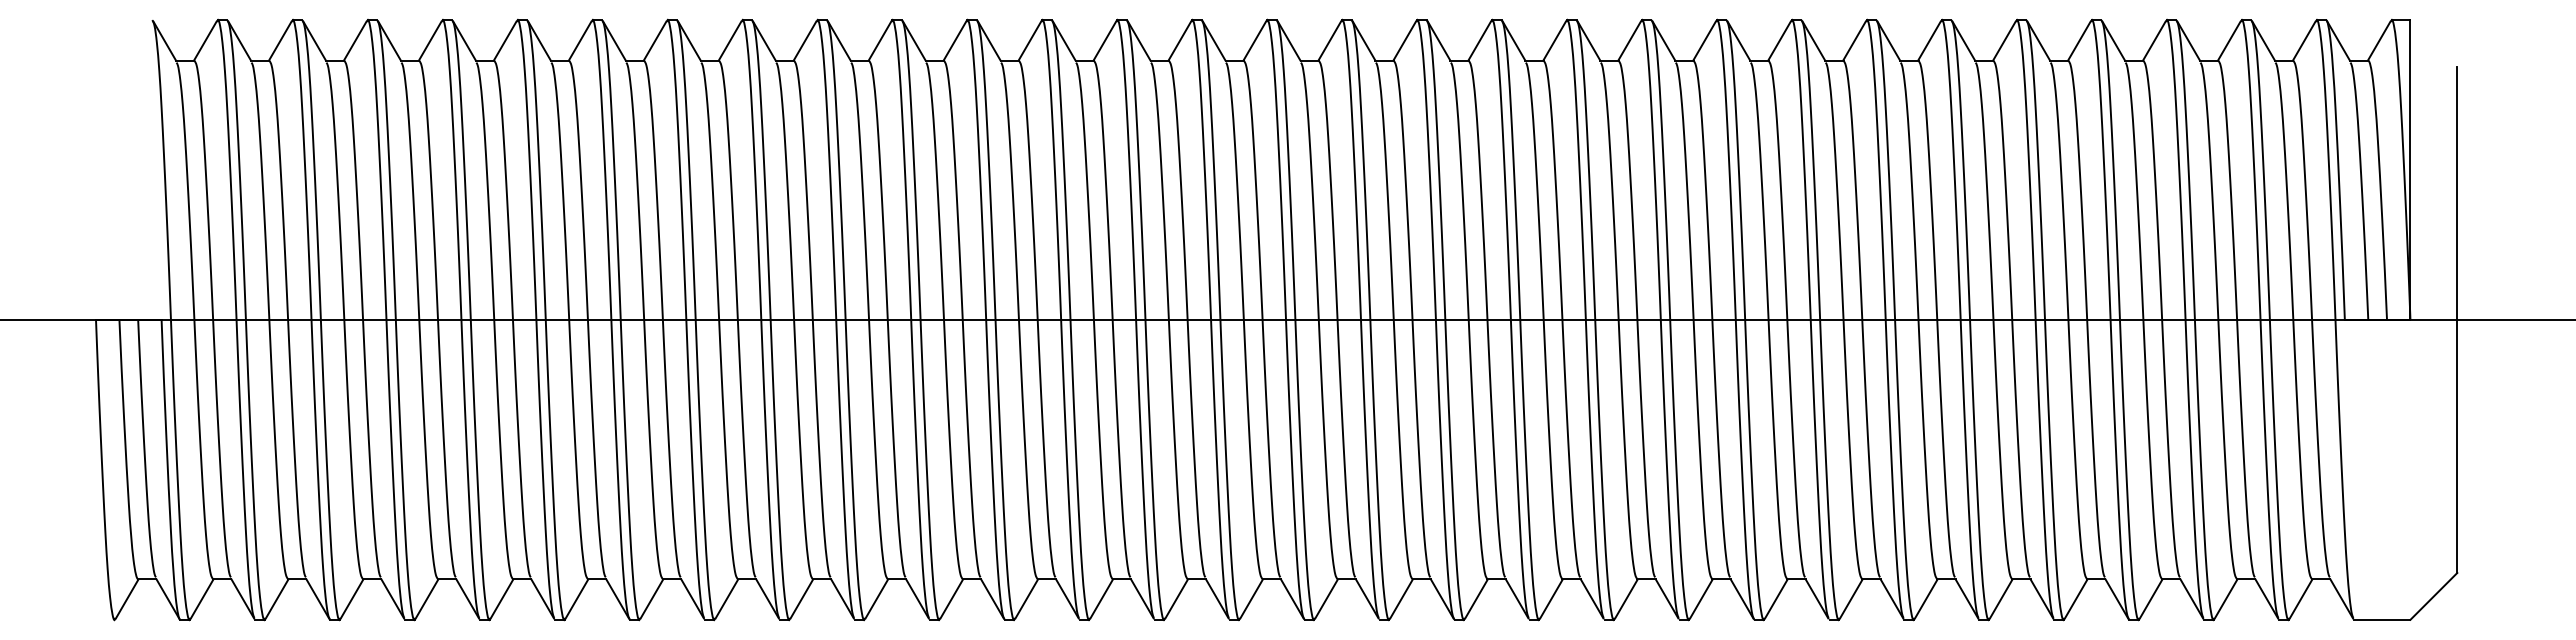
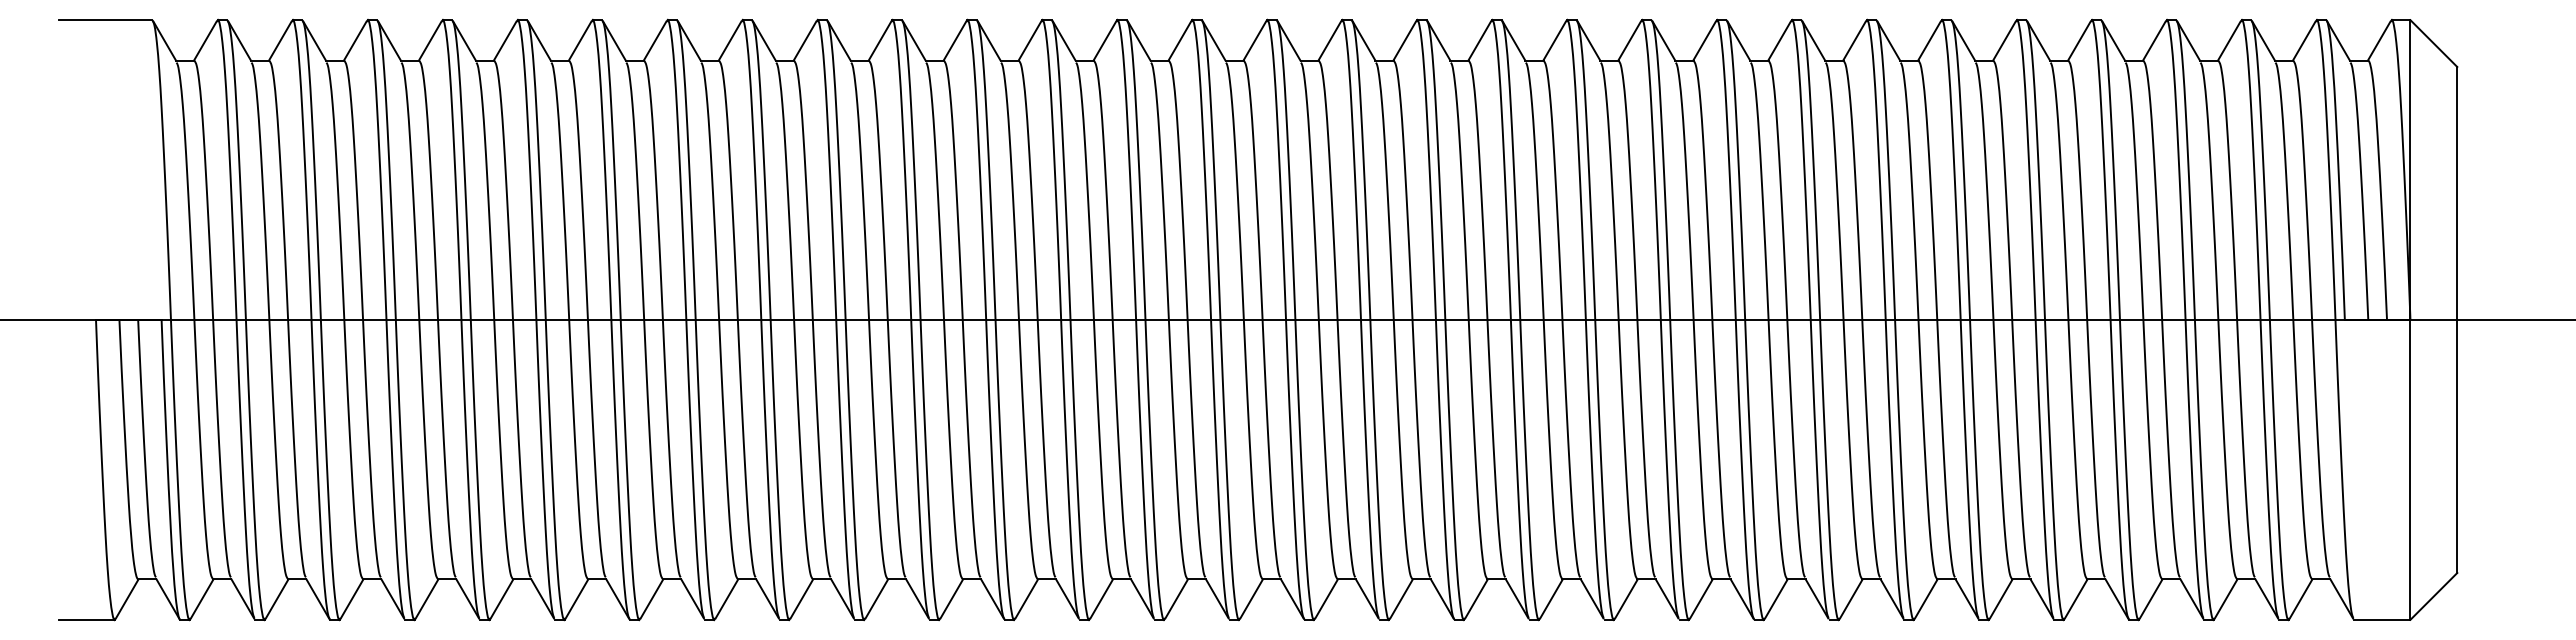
line: none -> present (105, 20)
line: none -> present (2433, 43)
line: none -> present (2410, 469)
line: none -> present (86, 619)
